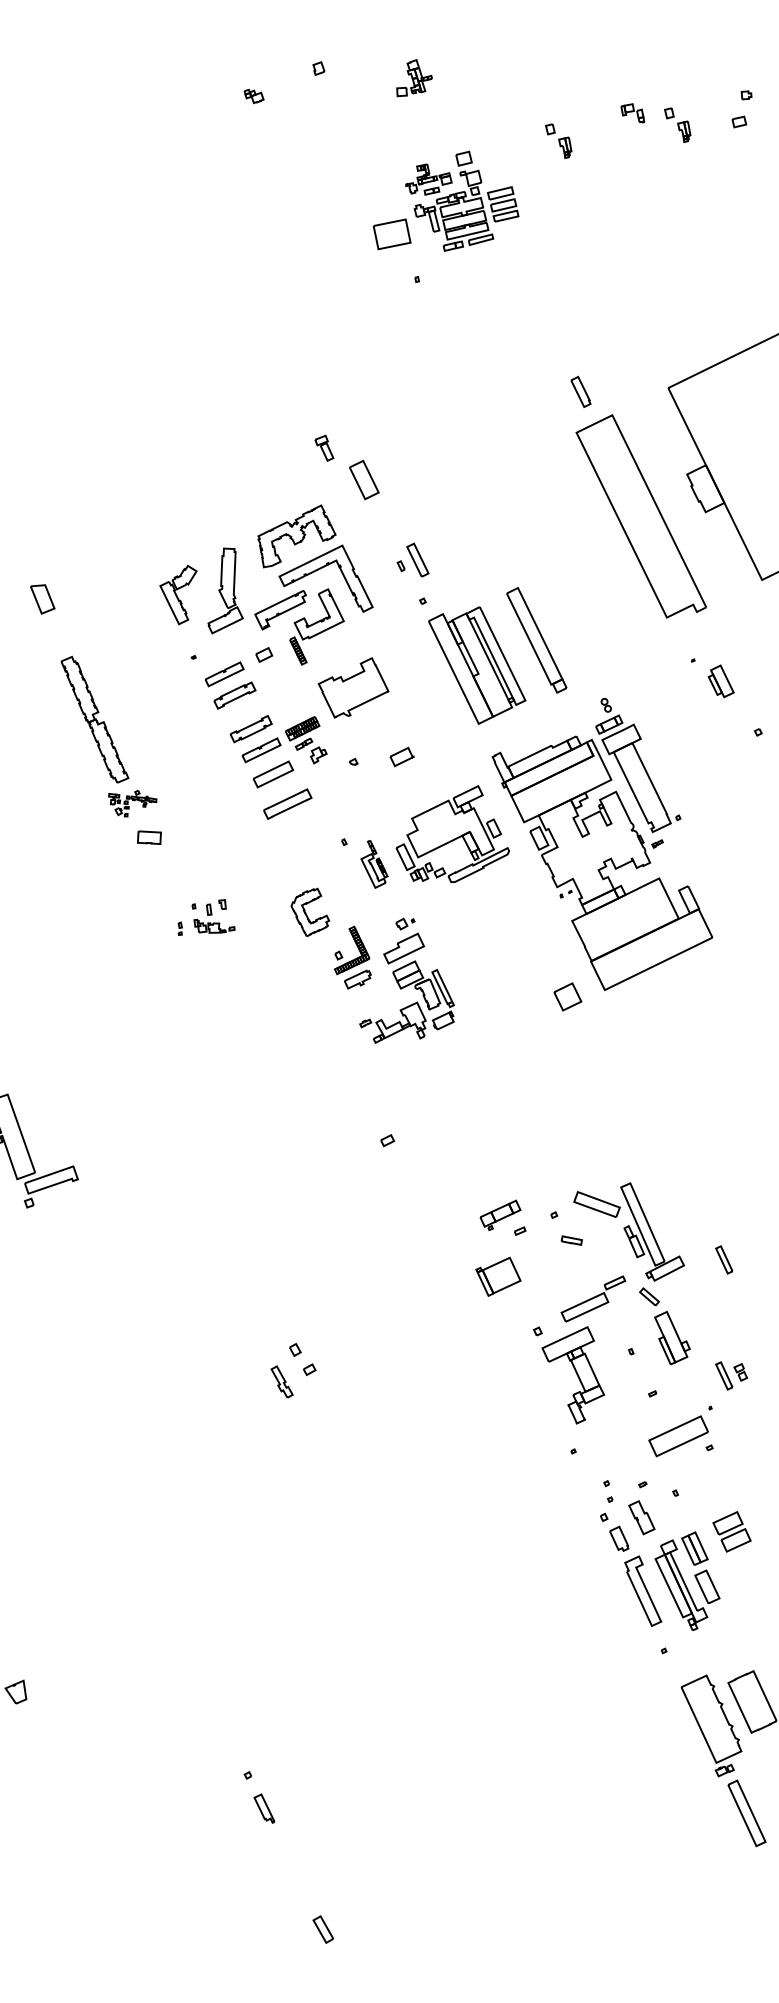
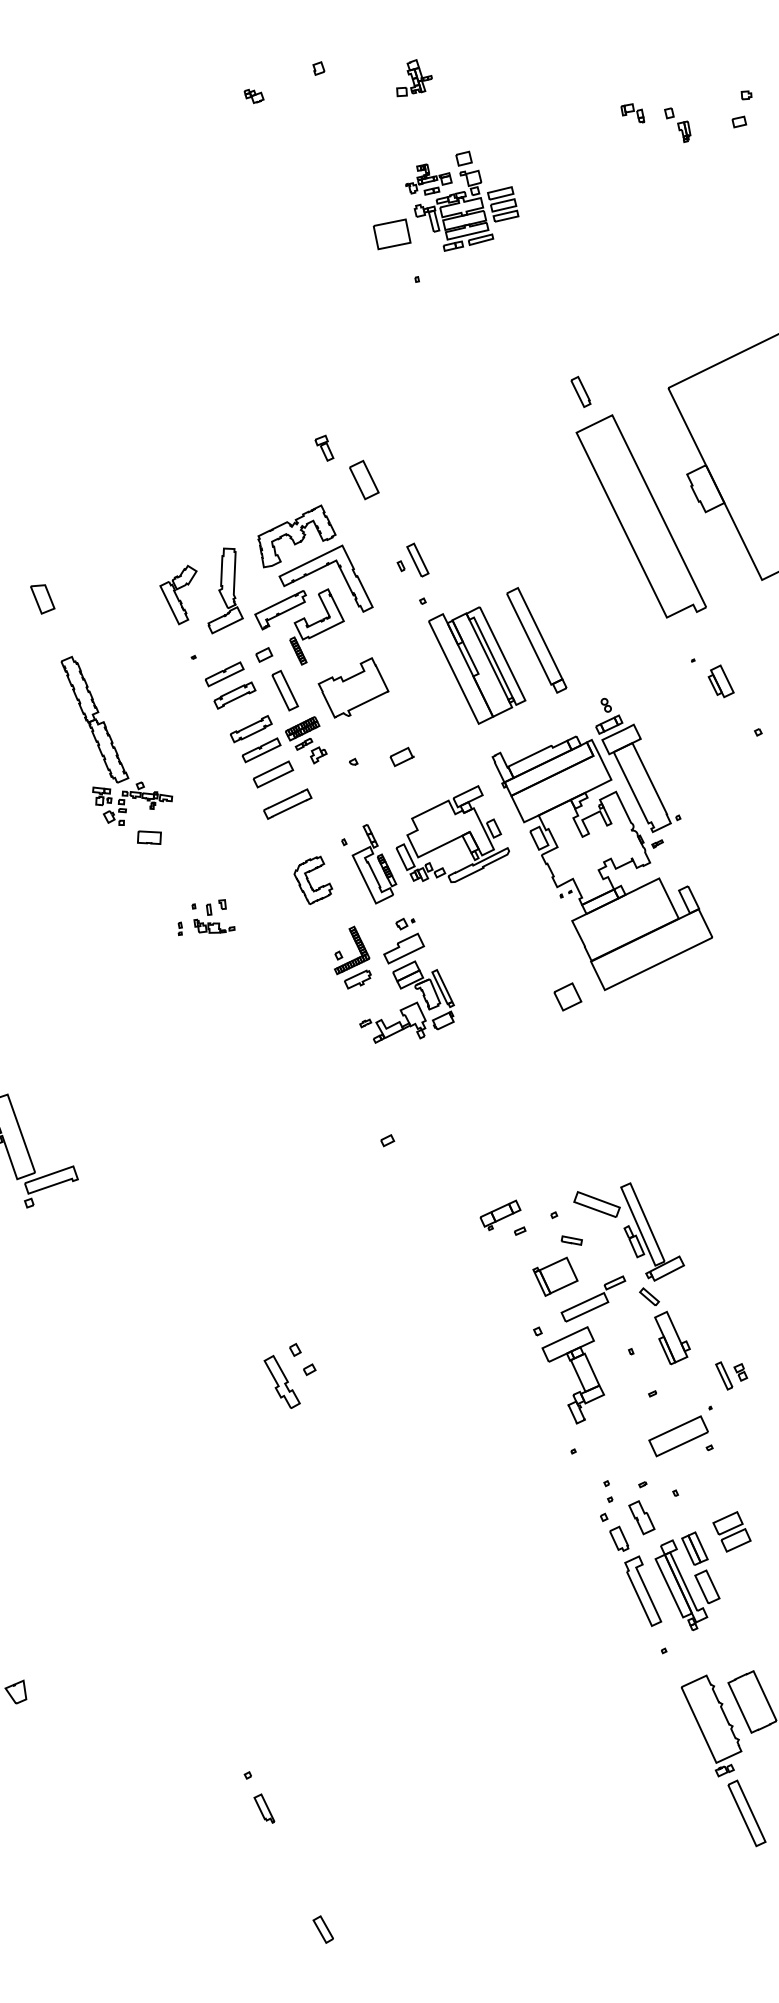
part: present -> none (558, 140)
part: none -> present (285, 690)
part size: 50x28 px -> 82x45 px (132, 803)
part size: 29x49 px -> 47x81 px (374, 864)
part position: (310, 911) -> (313, 879) (313, 879)
part: present -> none (724, 1259)
part position: (498, 1276) -> (555, 1276) (555, 1276)
part size: 24x34 px -> 38x54 px (281, 1381)
